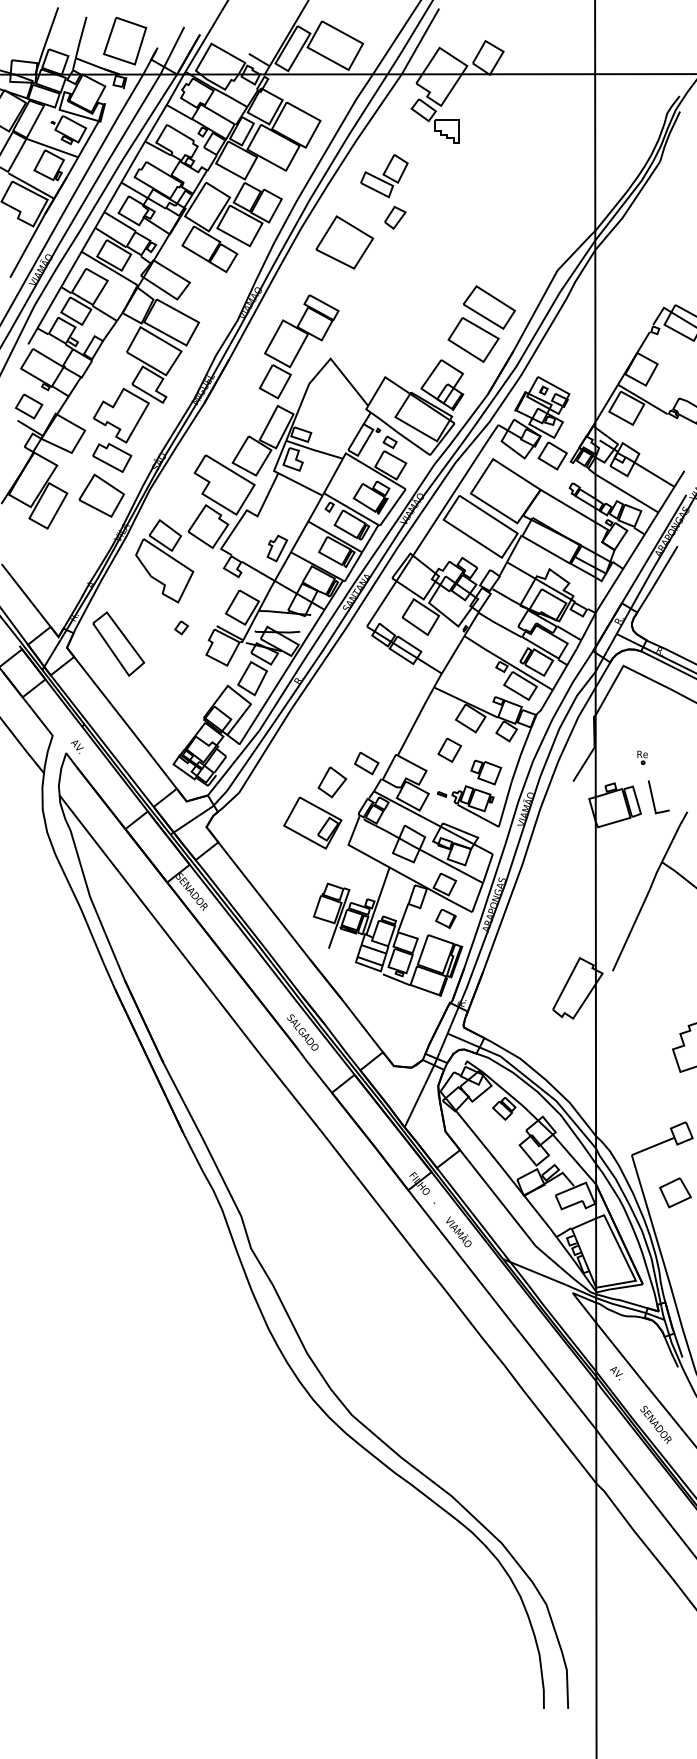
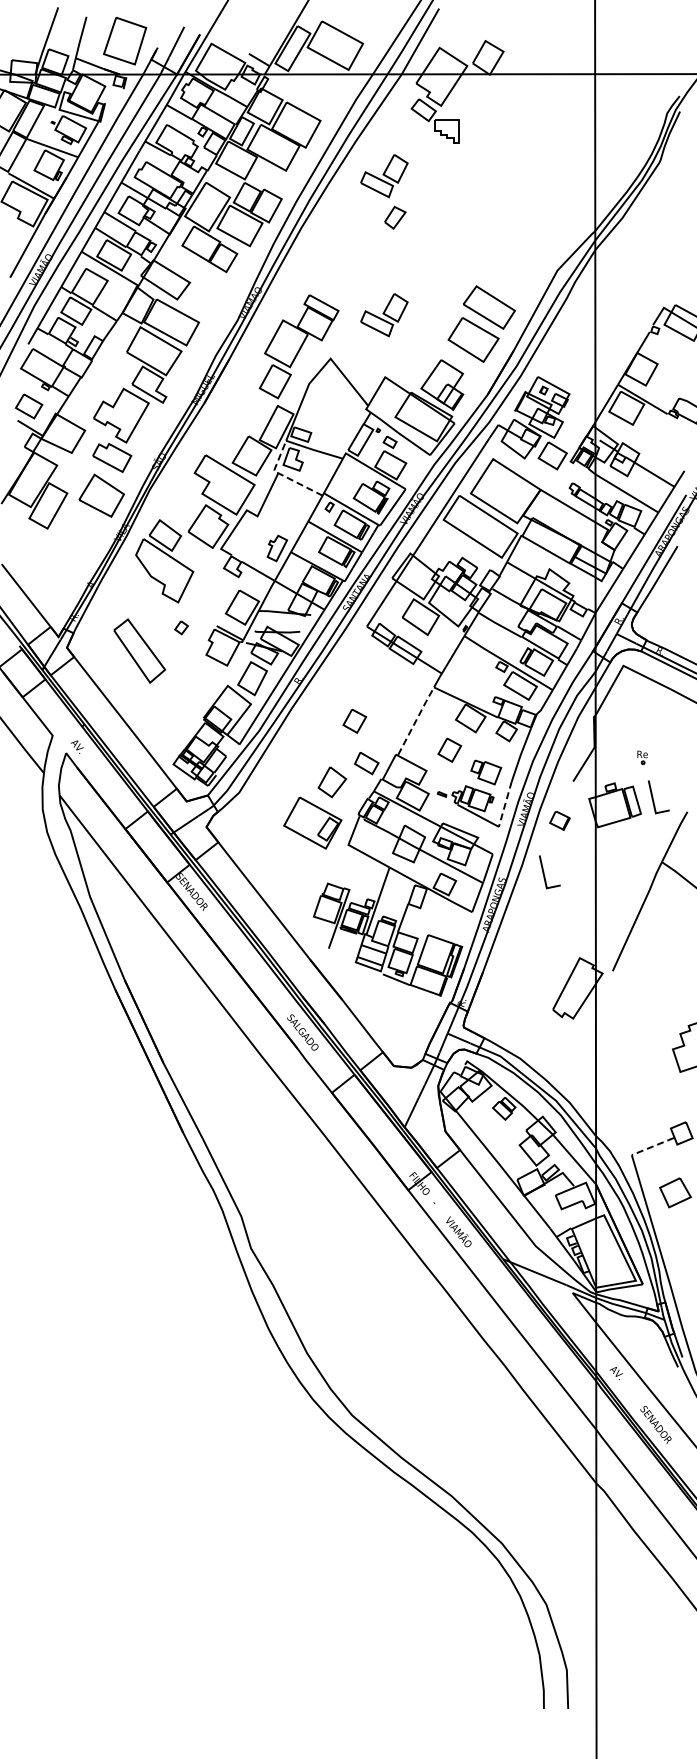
part: present -> none (344, 242)
part: none -> present (384, 315)
line: solid -> dashed (282, 475)
part position: (118, 643) -> (139, 650) (139, 650)
part: none -> present (354, 720)
line: solid -> dashed (416, 720)
line: solid -> dashed (505, 804)
line: none -> present (544, 872)
part position: (445, 918) -> (559, 820) (559, 820)
line: solid -> dashed (652, 1146)
